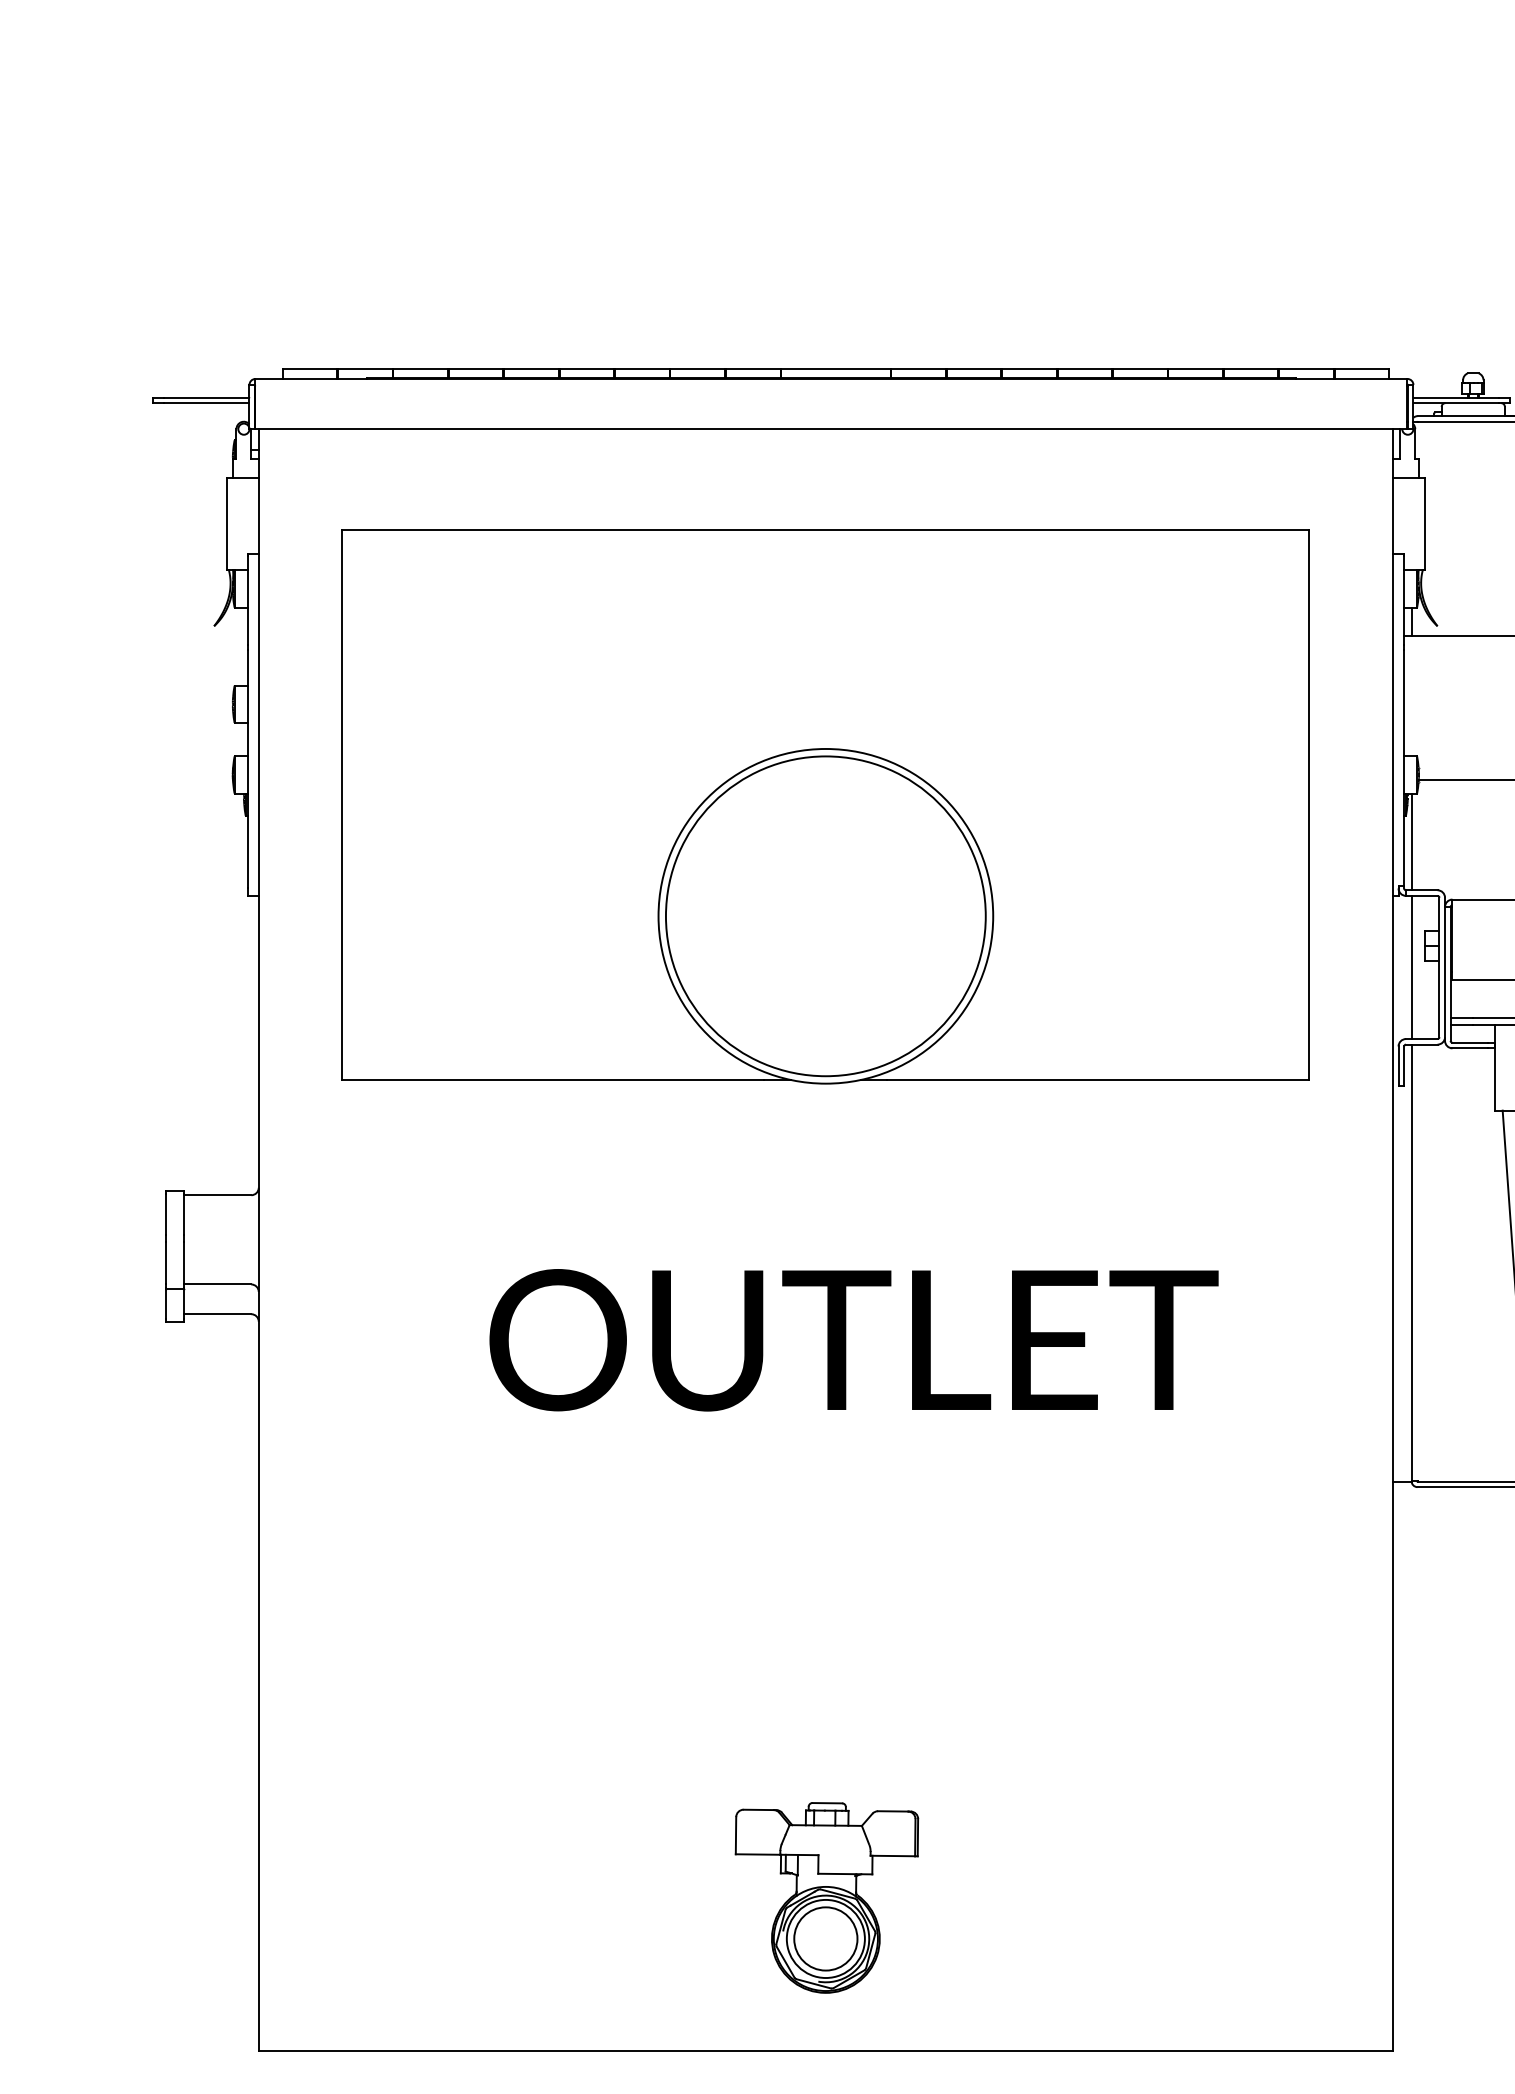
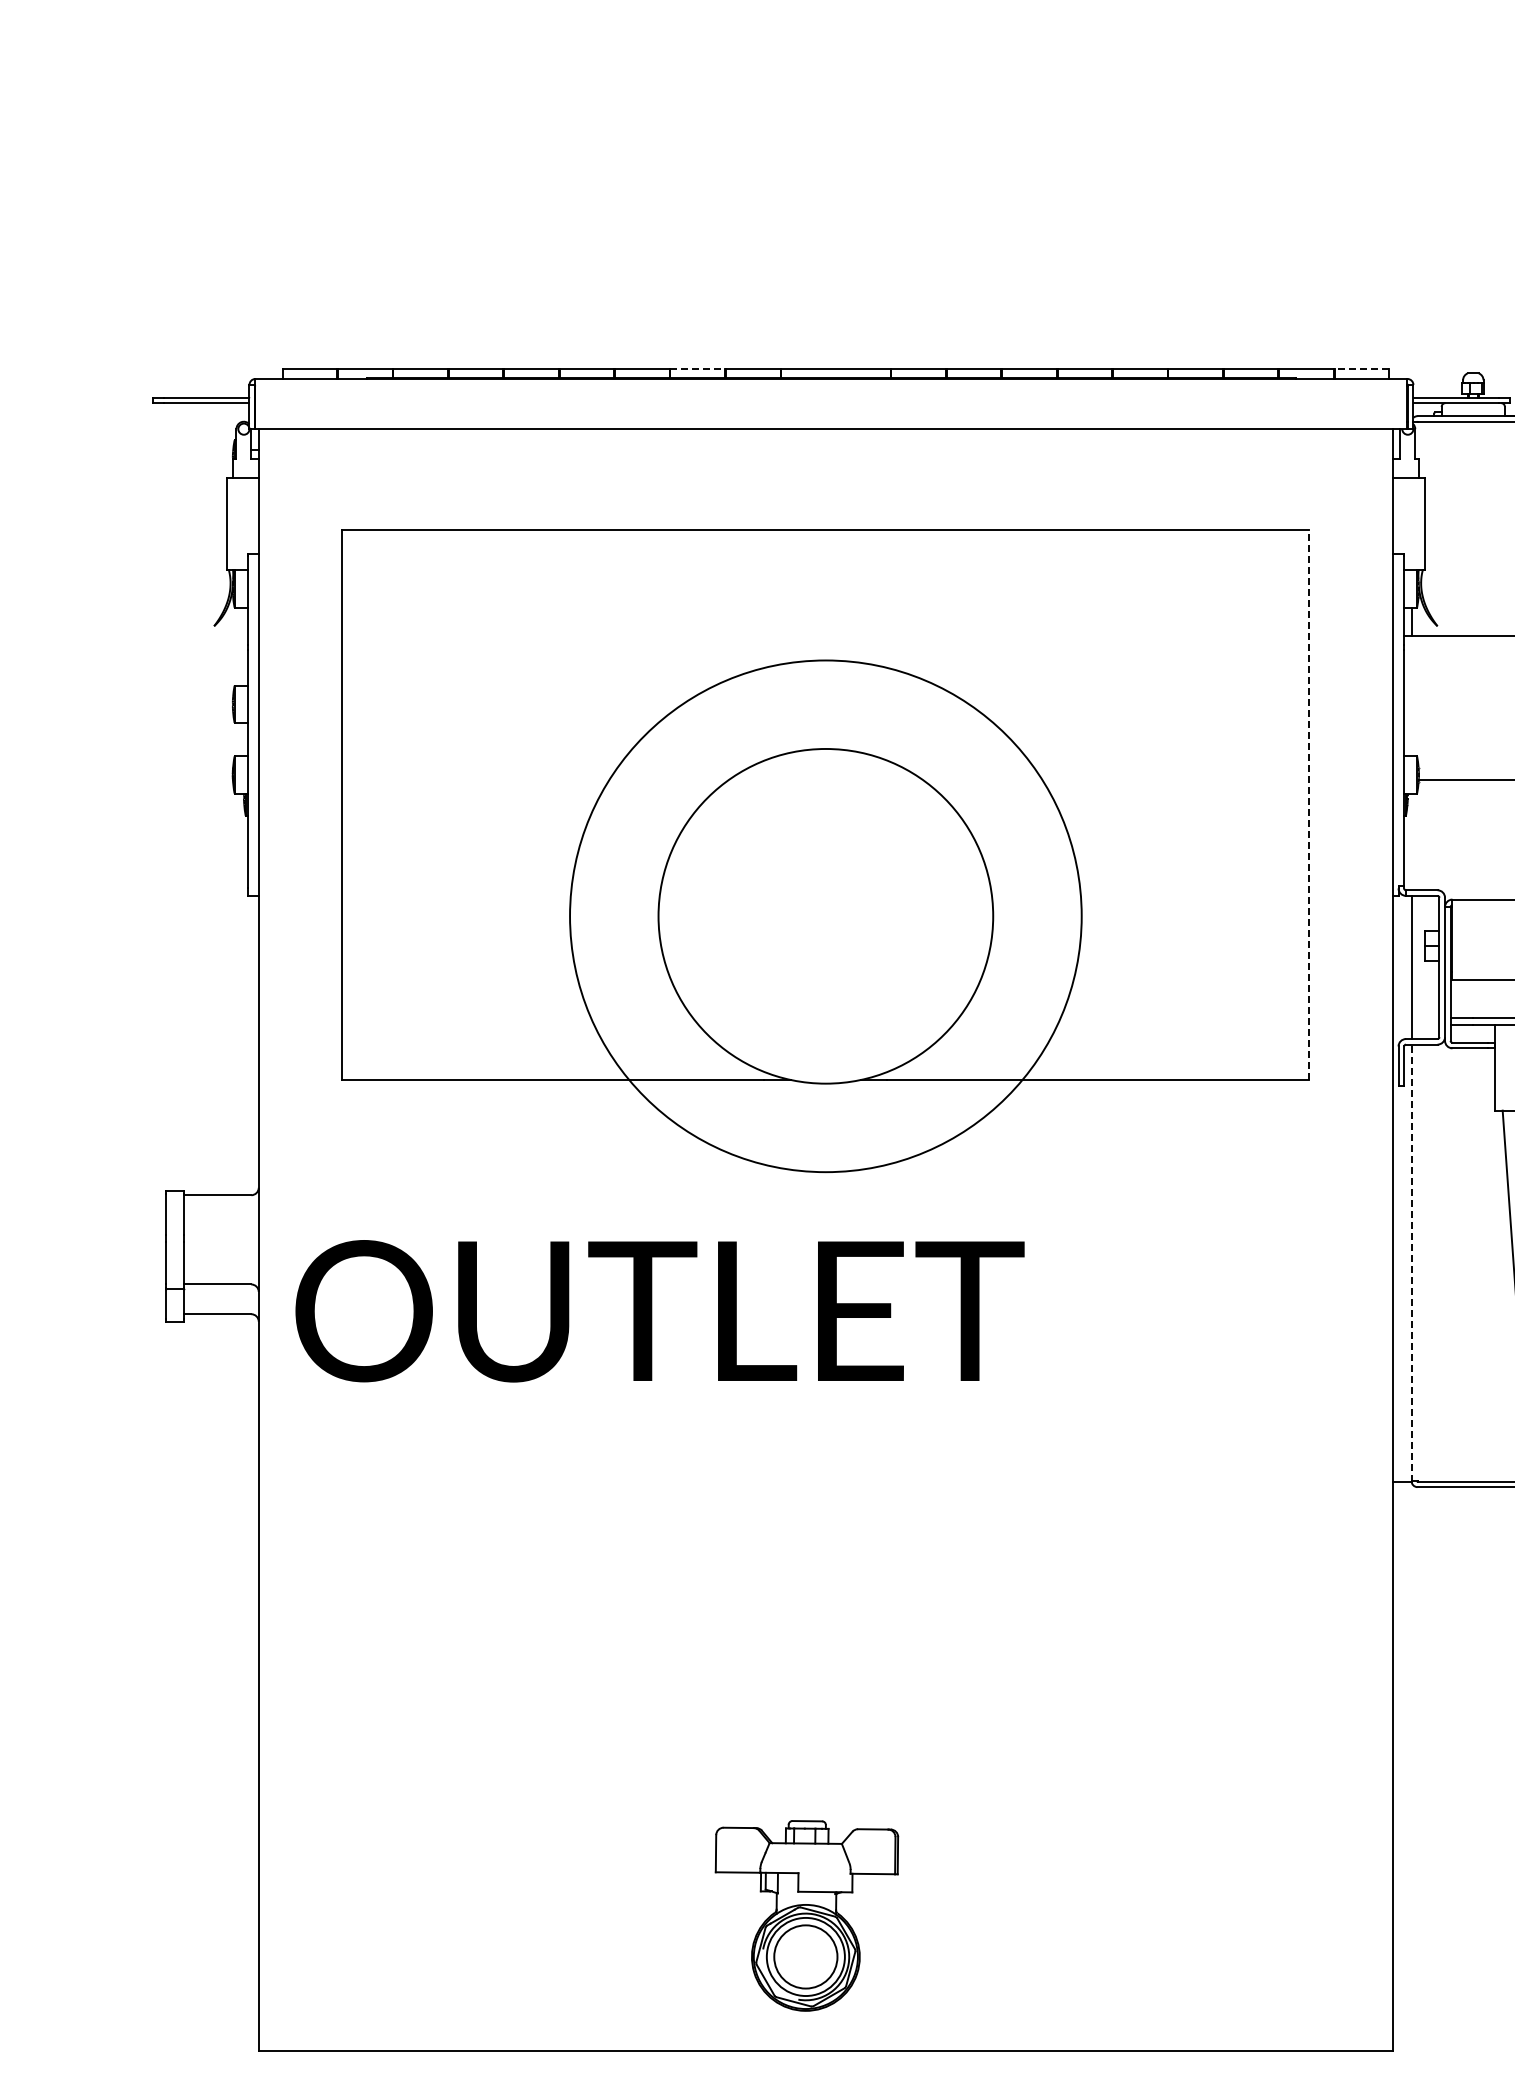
line: solid -> dashed (698, 368)
line: solid -> dashed (1361, 368)
line: solid -> dashed (1309, 804)
line: present -> none (1411, 841)
circle diameter: 320 px -> 512 px (825, 916)
line: solid -> dashed (1411, 1262)
text position: (853, 1340) -> (659, 1311) (659, 1311)
part position: (826, 1897) -> (806, 1915) (806, 1915)
